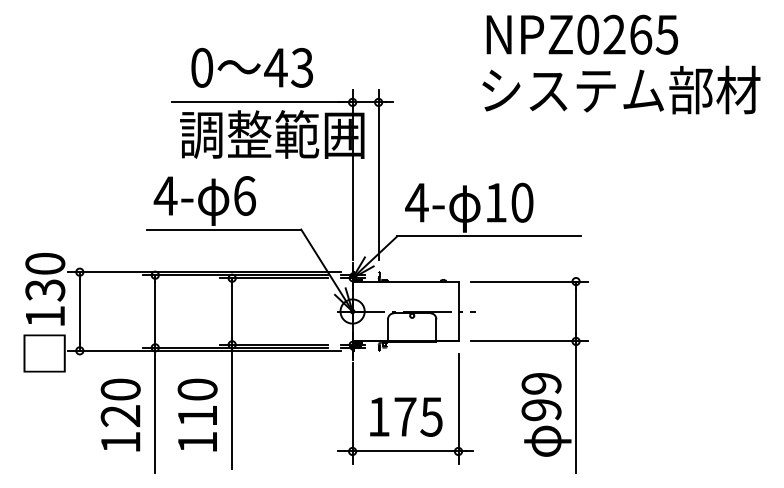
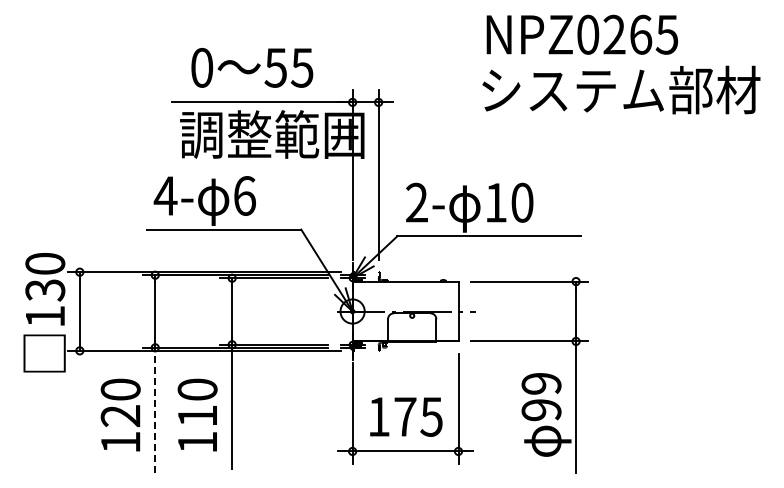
text: 43 -> 55 (288, 67)
text: 4- -> 2- (416, 202)
line: solid -> dashed (155, 409)
